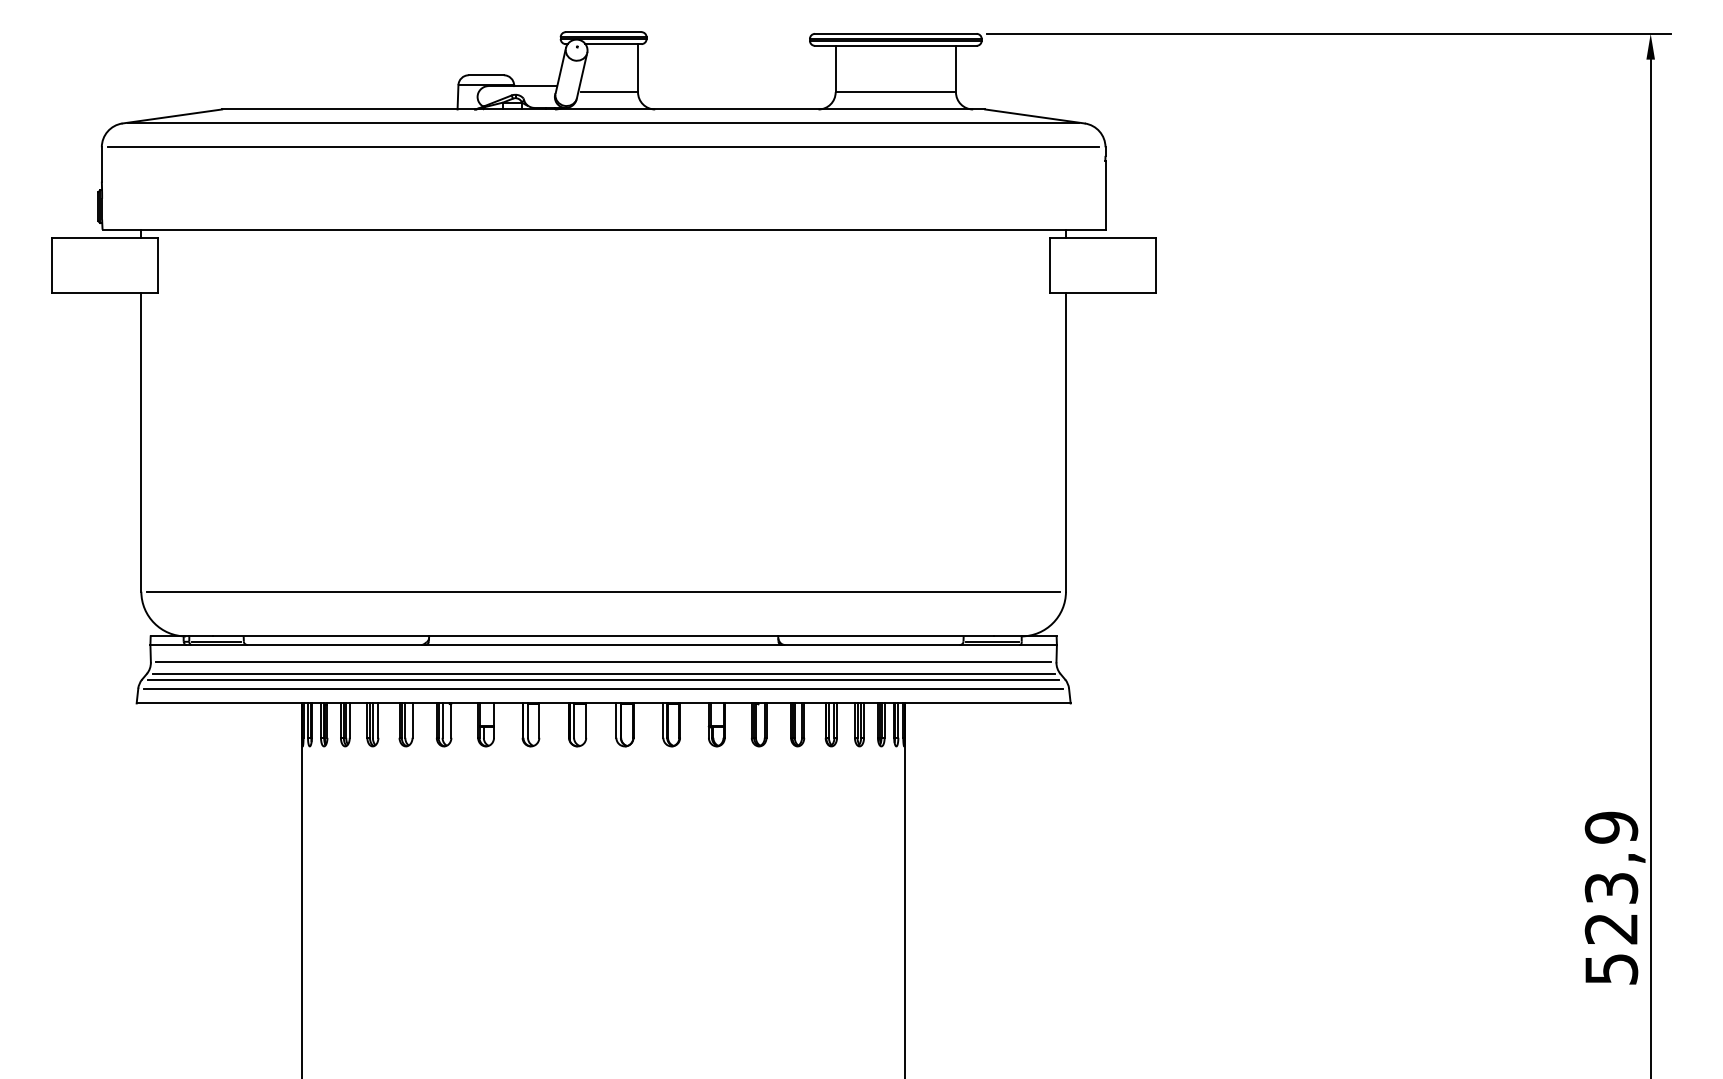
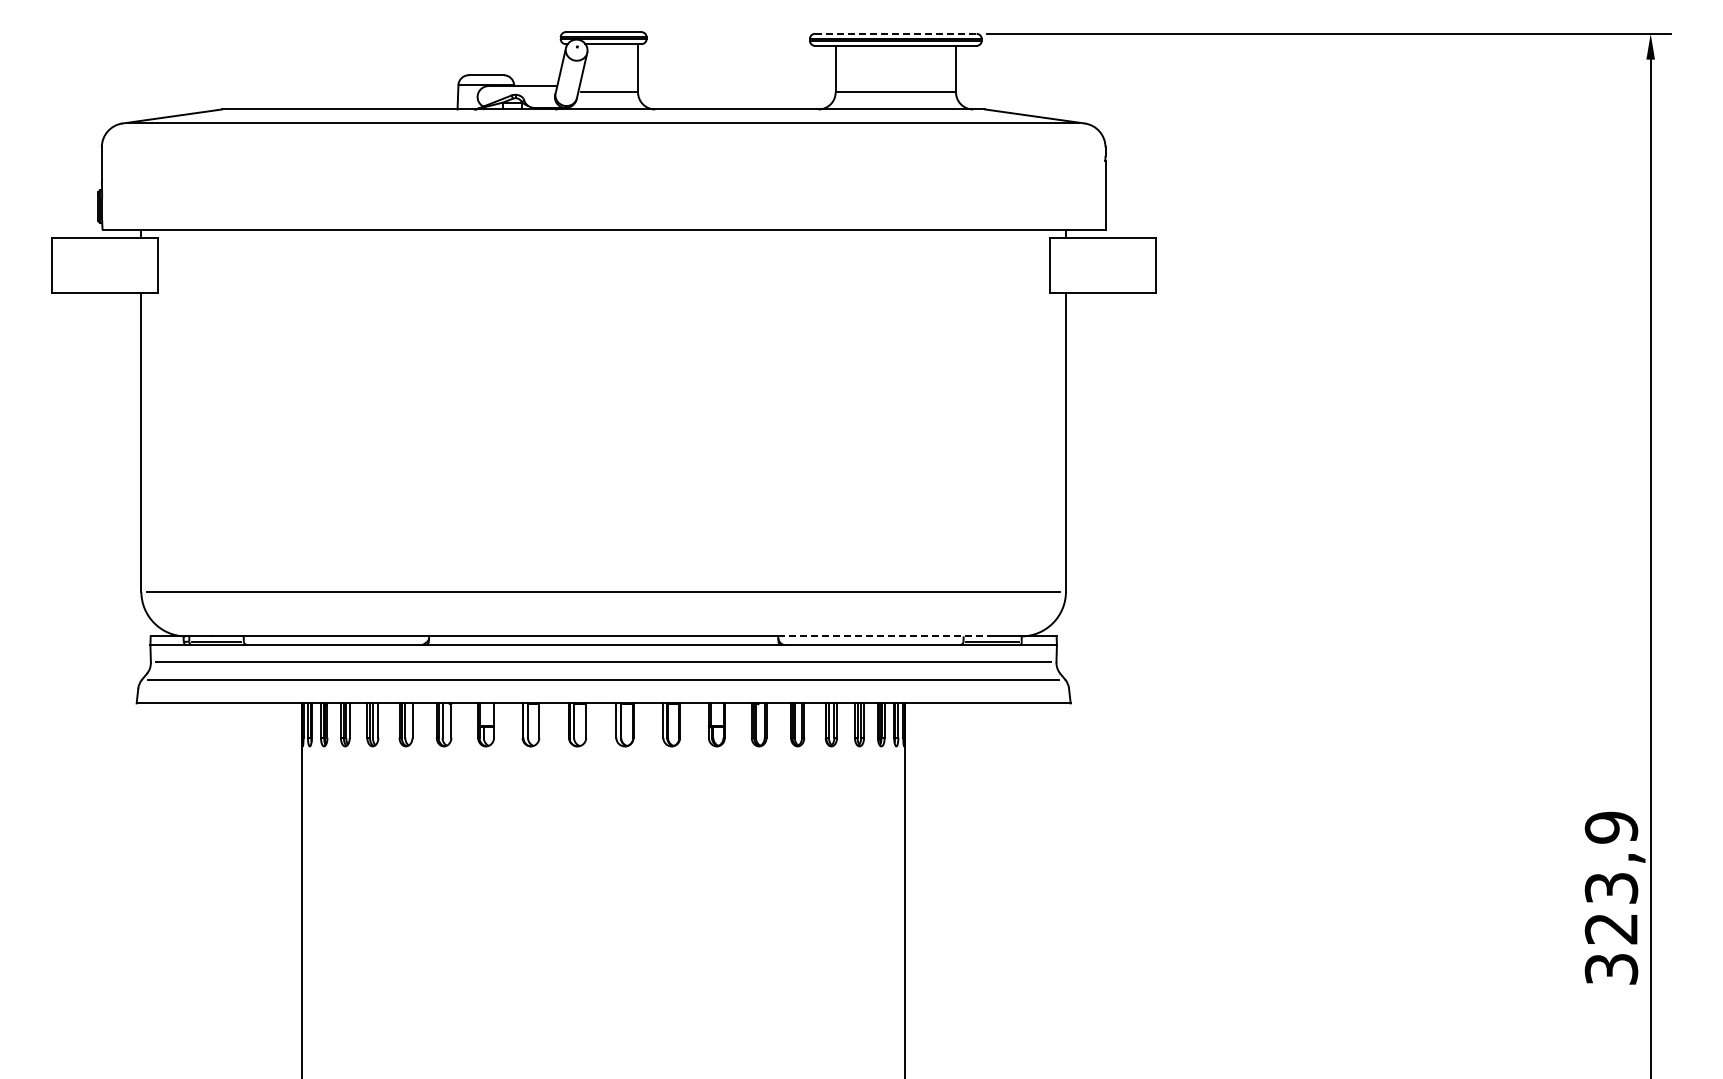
line: solid -> dashed (895, 33)
line: present -> none (603, 147)
line: solid -> dashed (885, 636)
line: present -> none (603, 673)
line: present -> none (603, 688)
text: 523,9 -> 323,9 (1610, 969)
